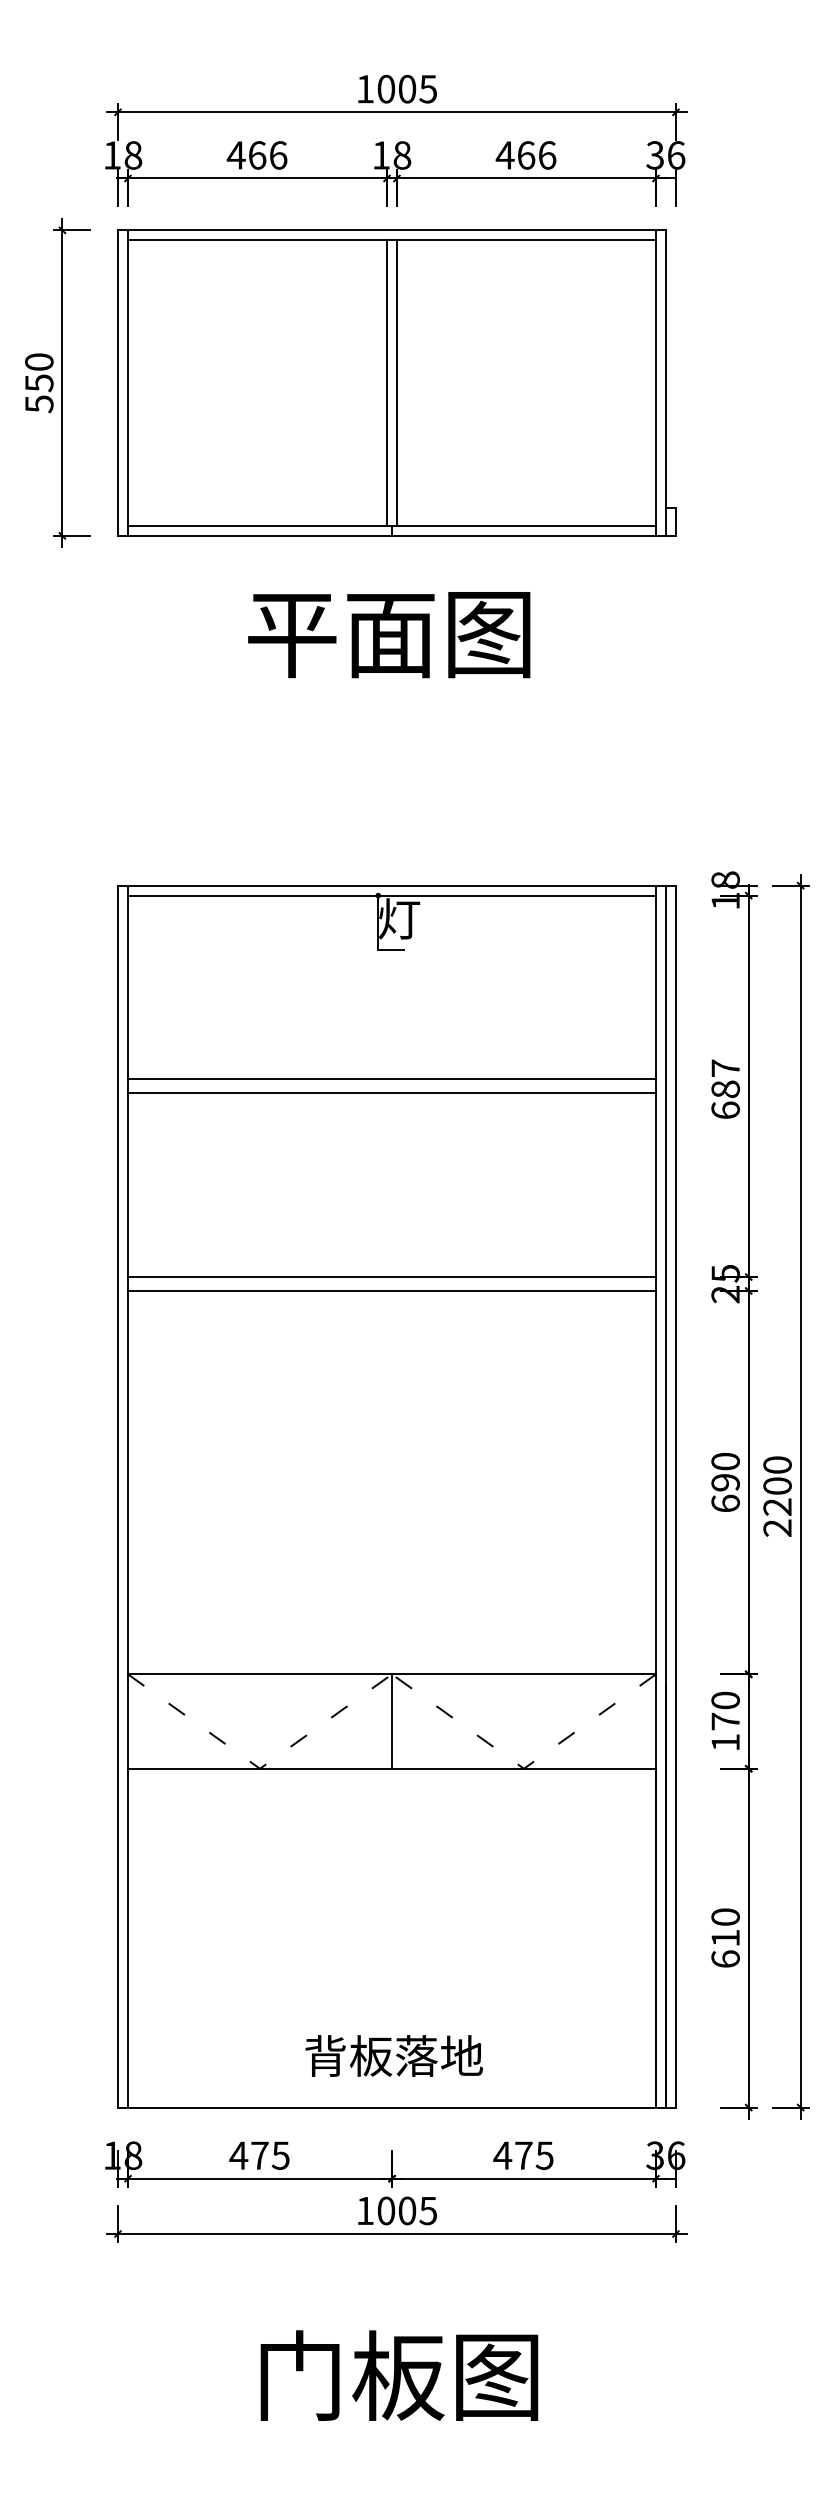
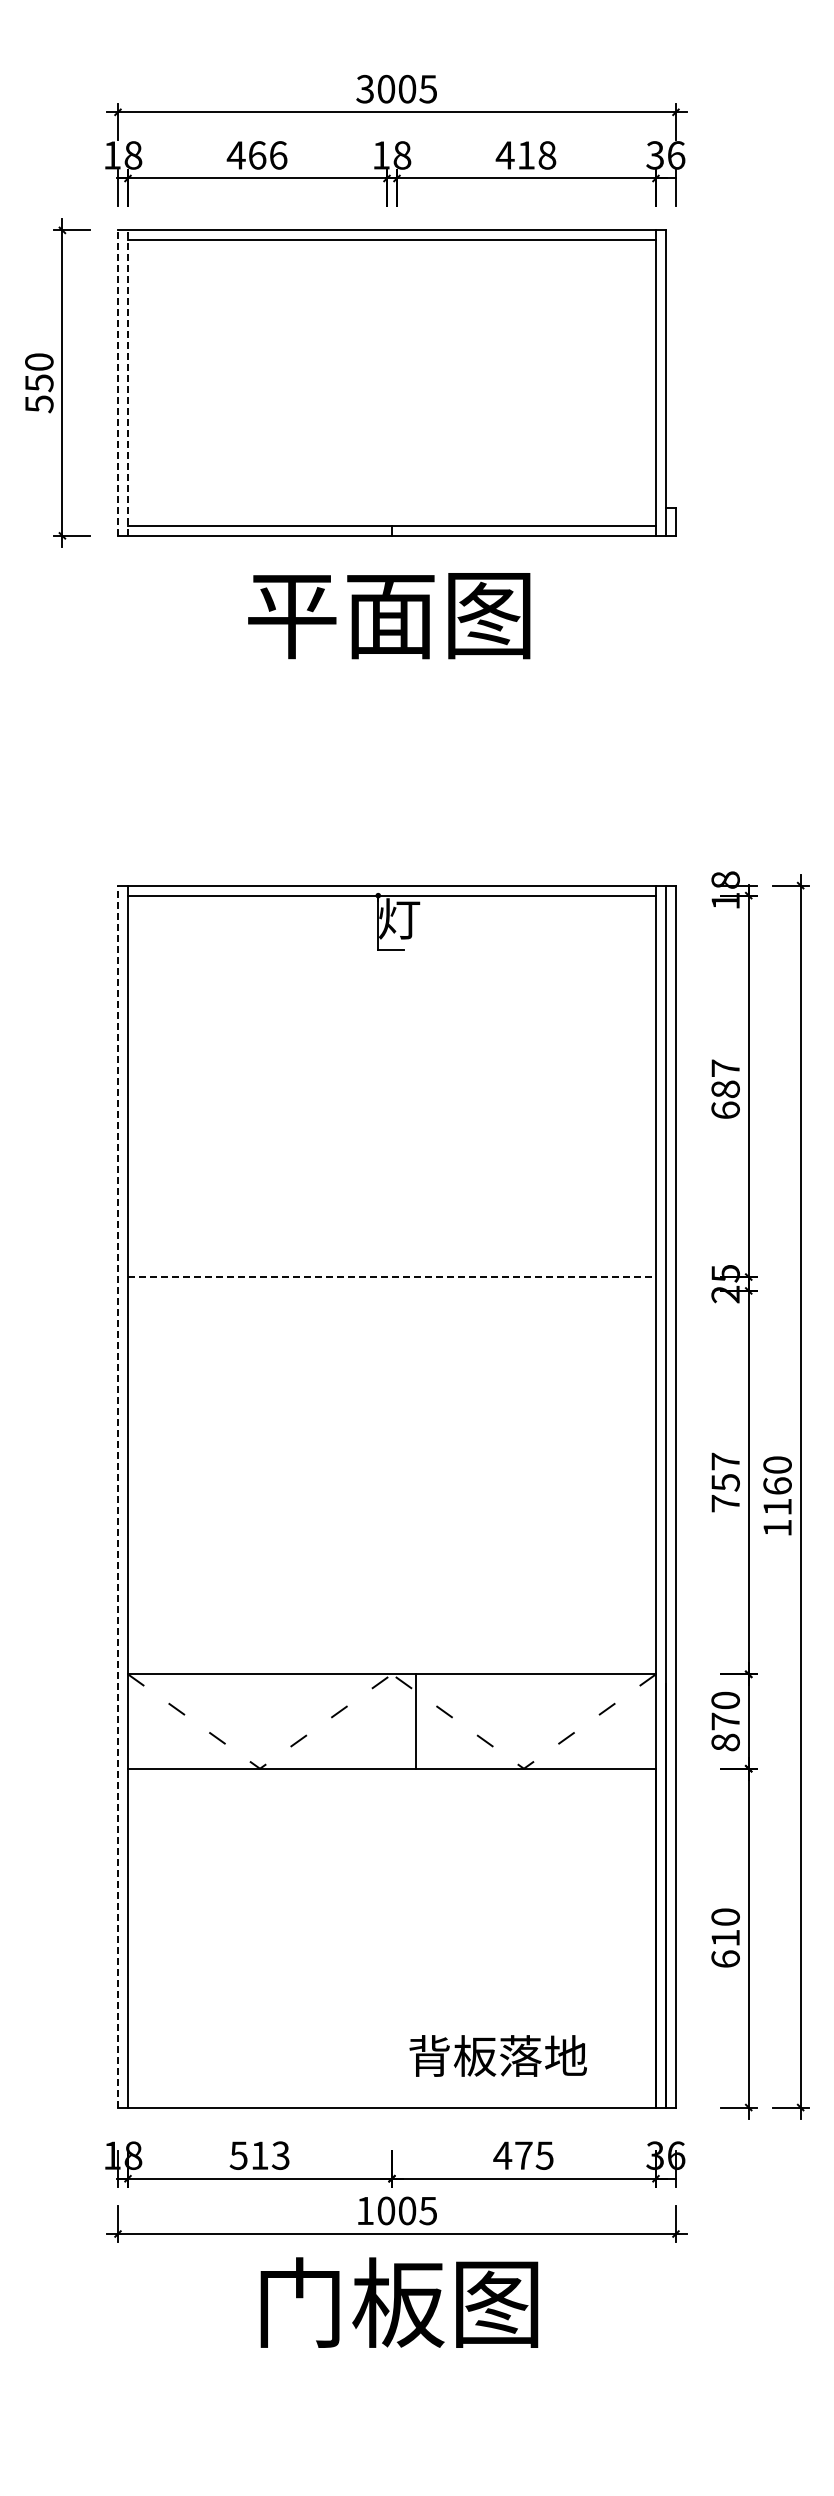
text: 1005 -> 3005 (364, 88)
text: 466 -> 418 (537, 155)
line: present -> none (386, 382)
line: present -> none (396, 382)
line: solid -> dashed (118, 383)
line: solid -> dashed (128, 383)
text position: (389, 635) -> (389, 616) (389, 616)
line: present -> none (391, 1079)
line: present -> none (391, 1092)
line: solid -> dashed (391, 1277)
line: present -> none (391, 1290)
text: 690 -> 757 (725, 1482)
line: solid -> dashed (118, 1496)
text: 2200 -> 1160 (777, 1506)
line position: (391, 1721) -> (415, 1721) (415, 1721)
text: 170 -> 870 (725, 1742)
text position: (393, 2055) -> (497, 2055) (497, 2055)
text: 475 -> 513 (259, 2155)
text position: (399, 2375) -> (399, 2302) (399, 2302)
